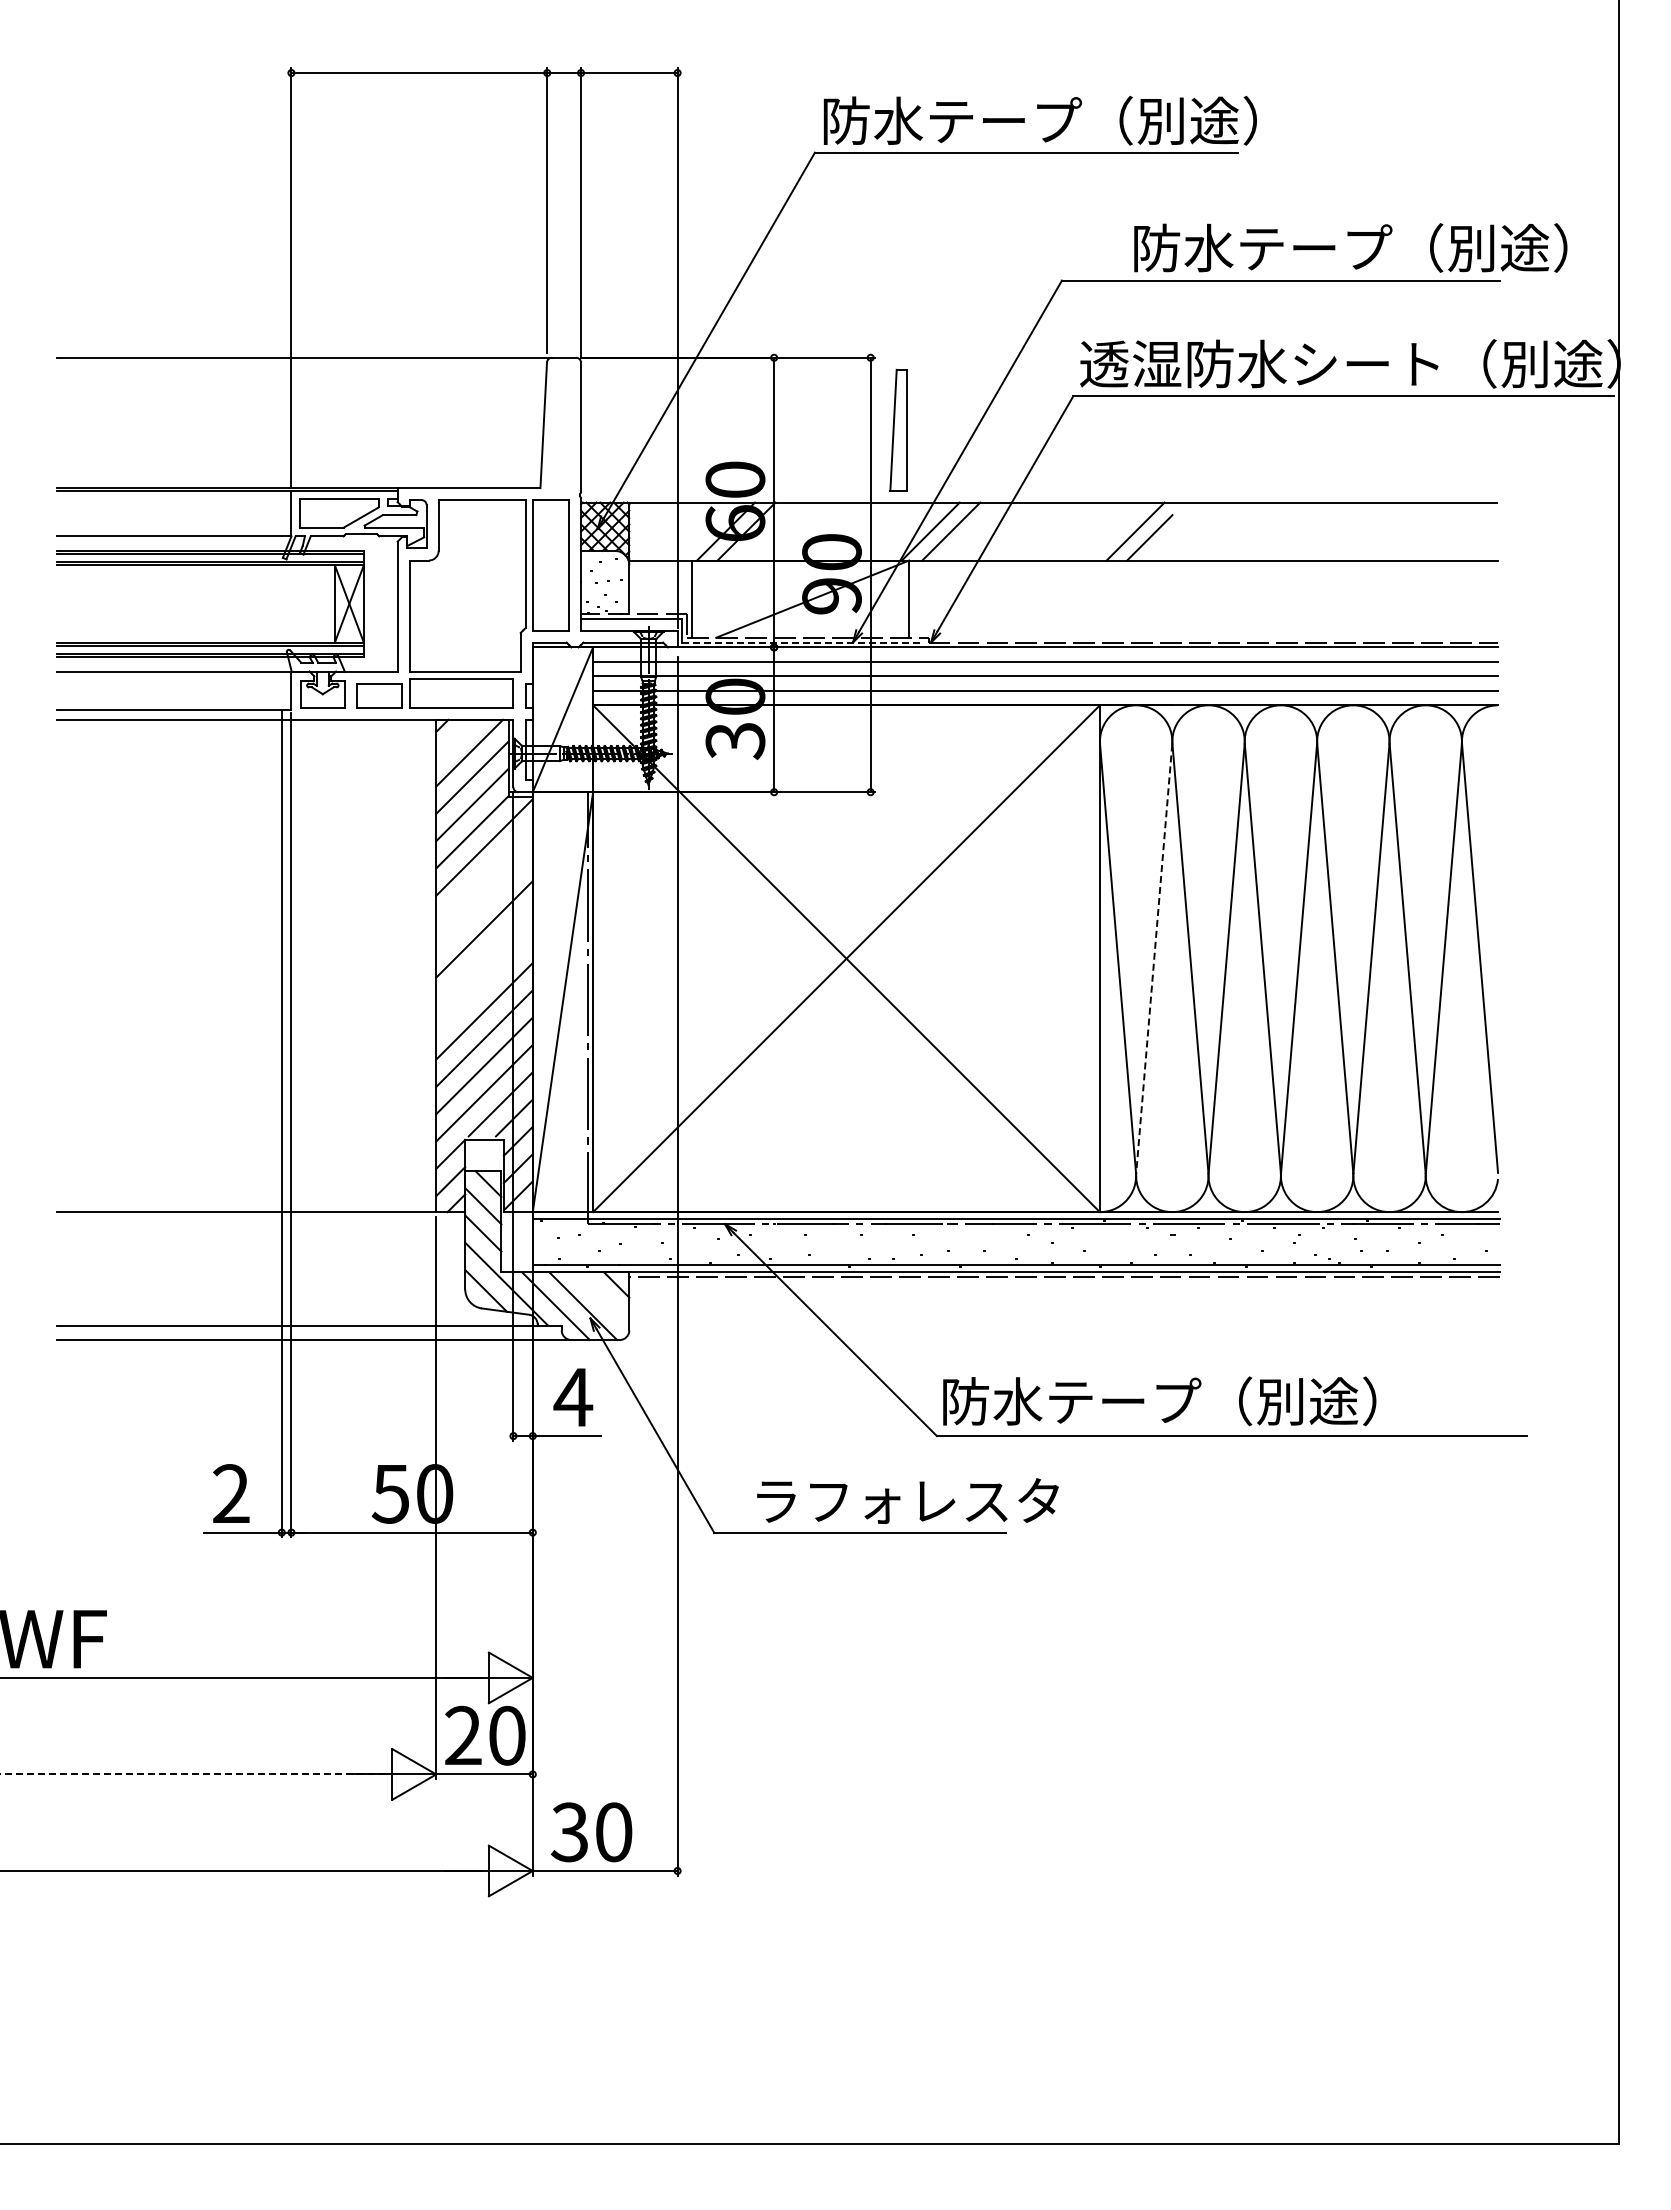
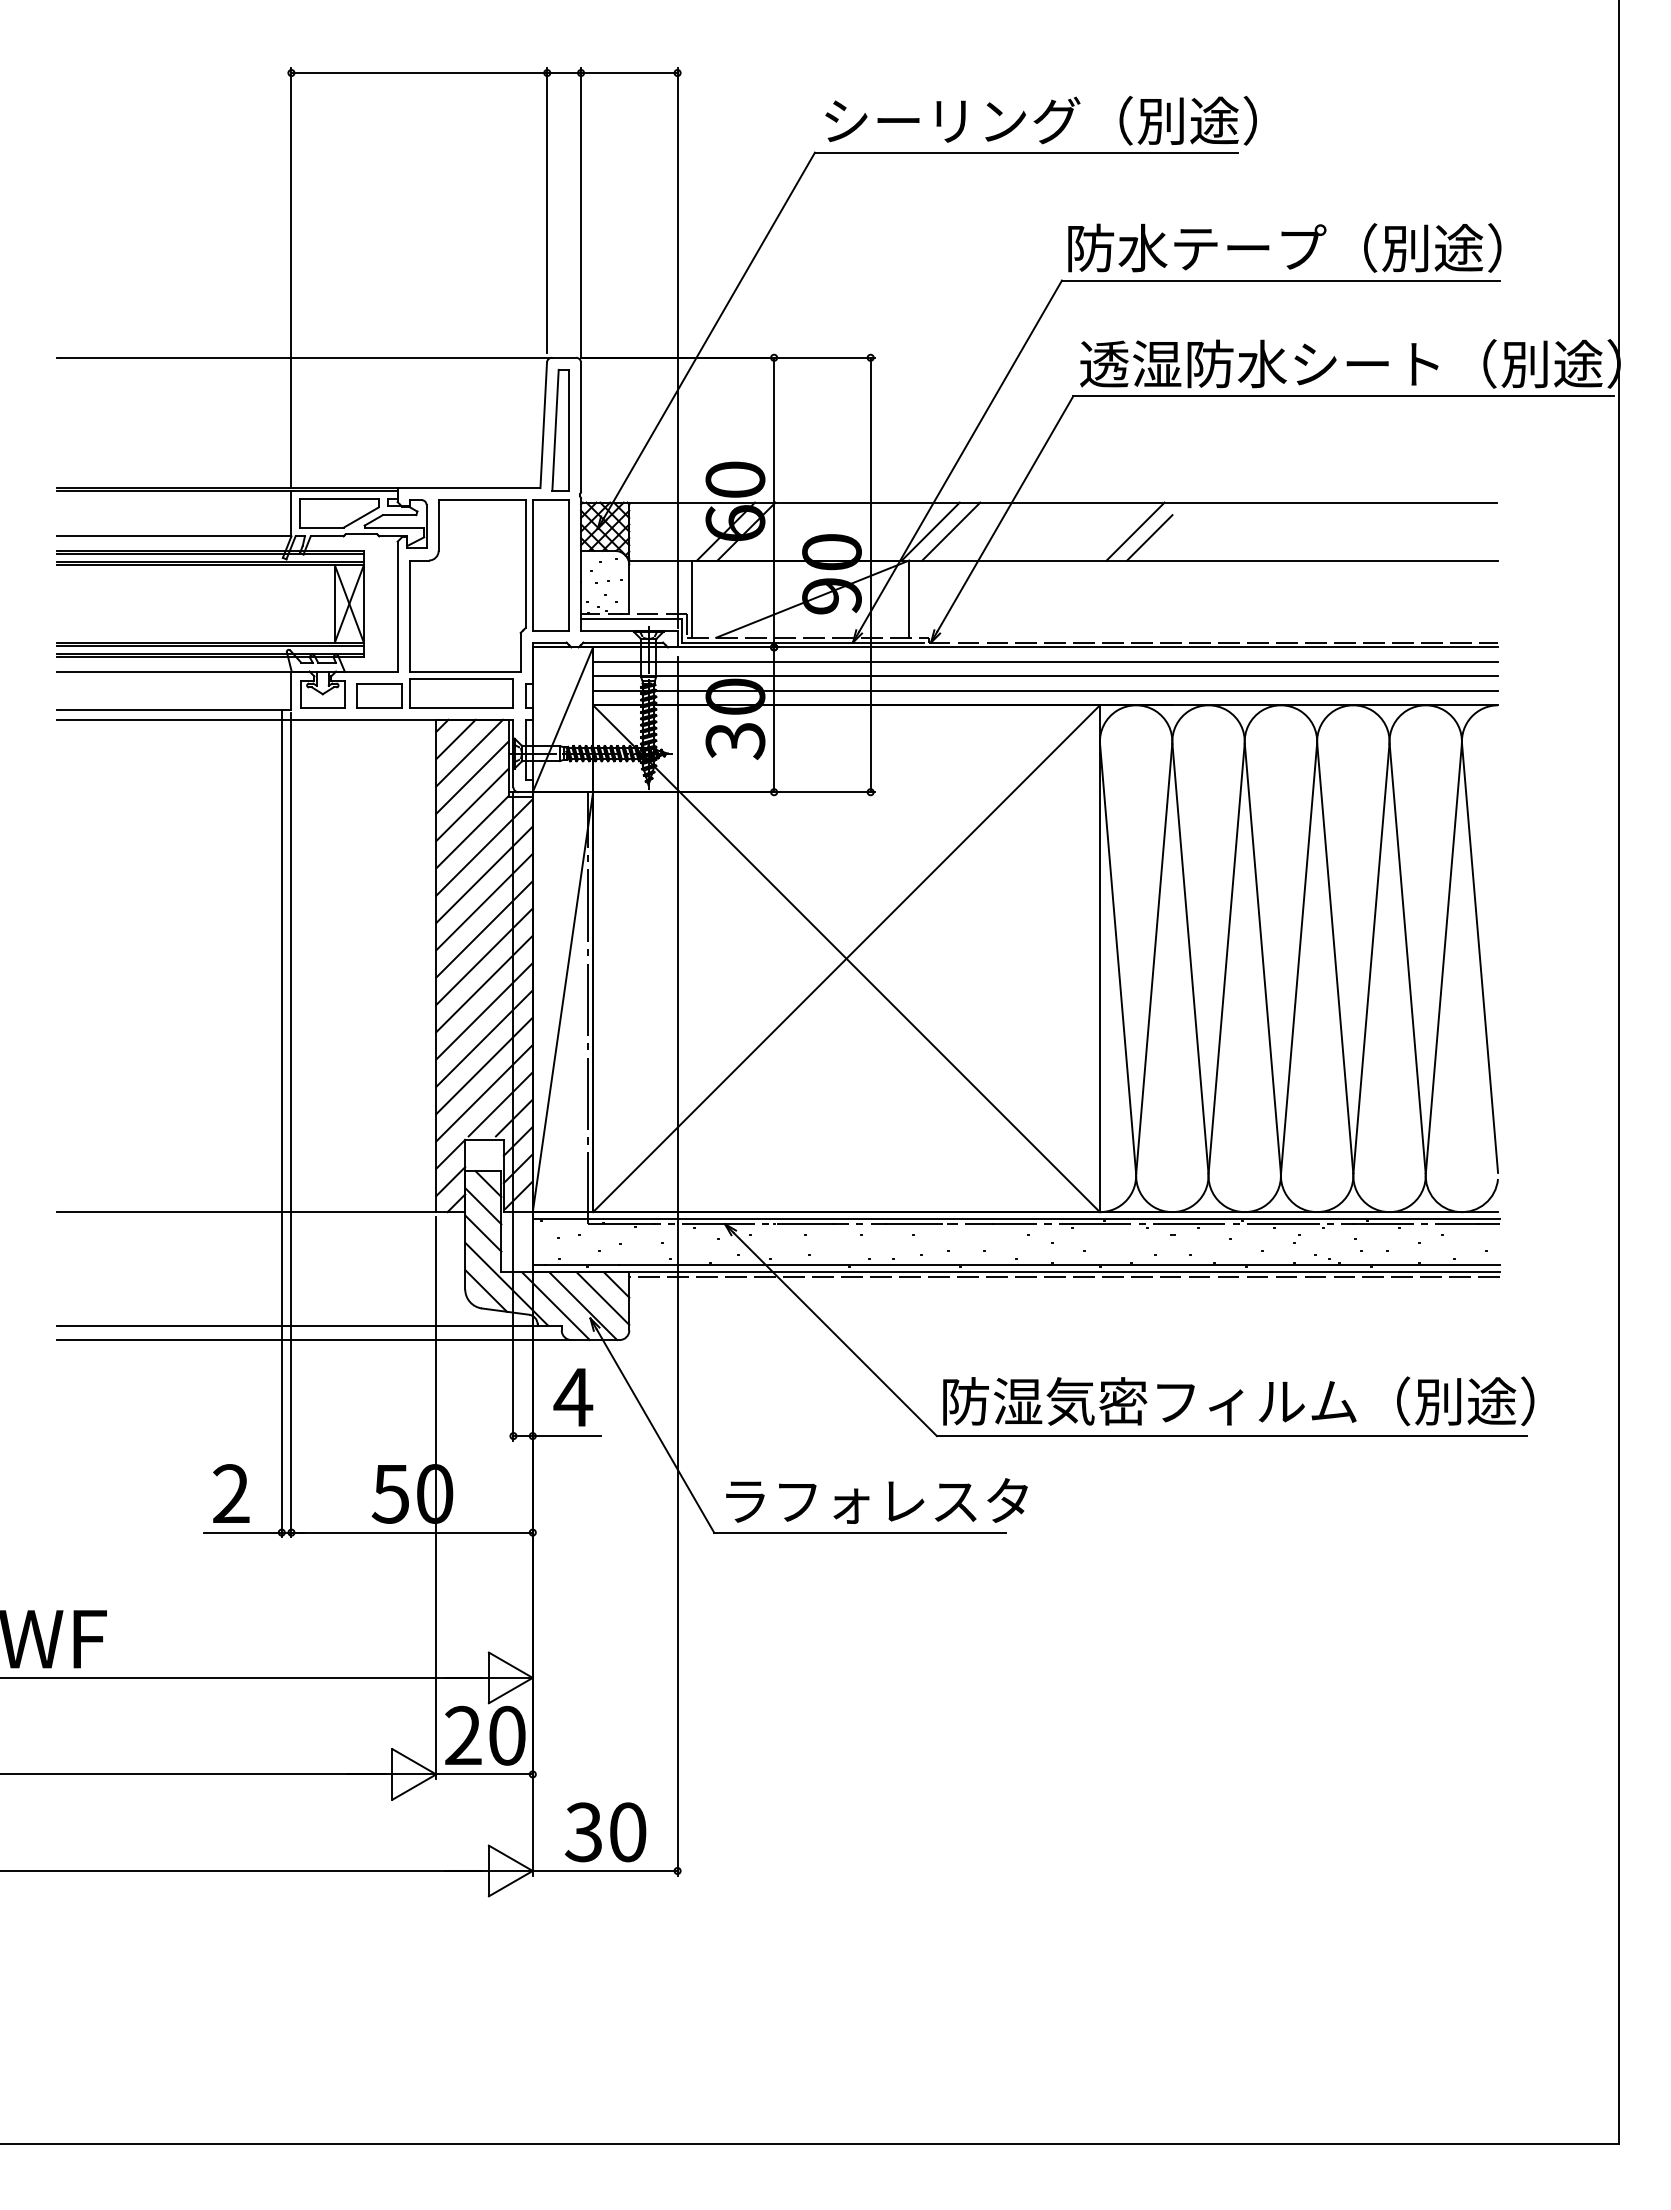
text: 防水テープ（別途） -> シーリング（別途） (952, 120)
text position: (1350, 247) -> (1284, 247) (1284, 247)
part position: (898, 430) -> (560, 430) (560, 430)
line: dashed -> solid (803, 642)
line: none -> present (455, 739)
line: none -> present (484, 874)
line: none -> present (484, 901)
line: none -> present (484, 956)
line: dashed -> solid (1154, 958)
line: none -> present (484, 983)
line: none -> present (602, 1298)
text: 防水テープ（別途） -> 防湿気密フィルム（別途） (1263, 1401)
text position: (907, 1500) -> (876, 1500) (876, 1500)
line: dashed -> solid (192, 1774)
text position: (591, 1832) -> (605, 1832) (605, 1832)
